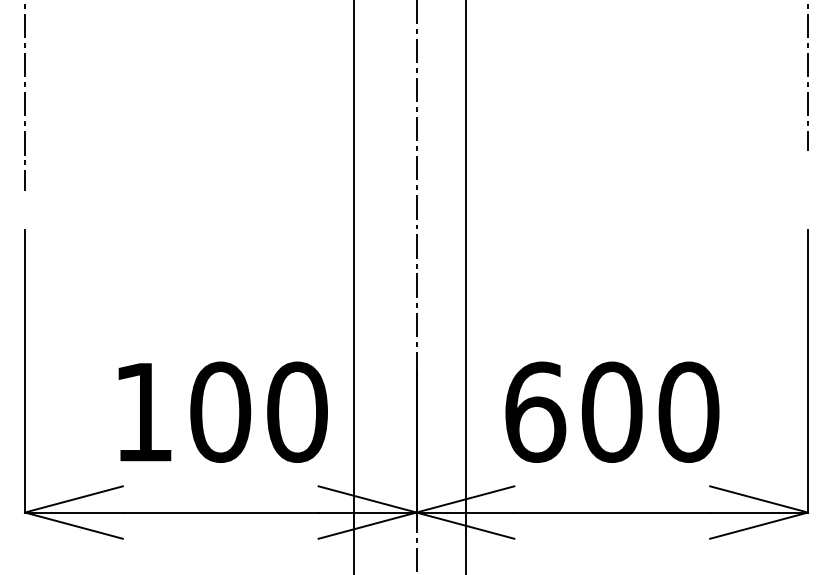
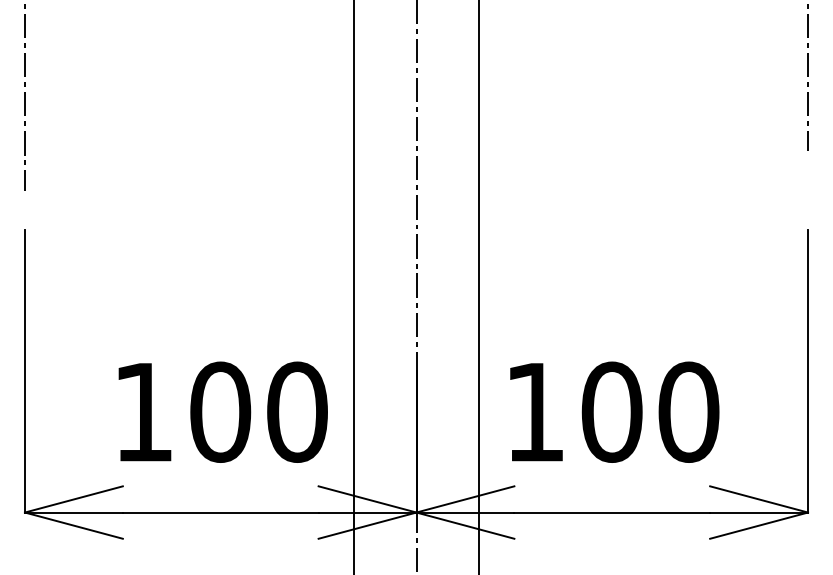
line position: (466, 286) -> (479, 286) (479, 286)
text: 600 -> 100 (535, 411)
